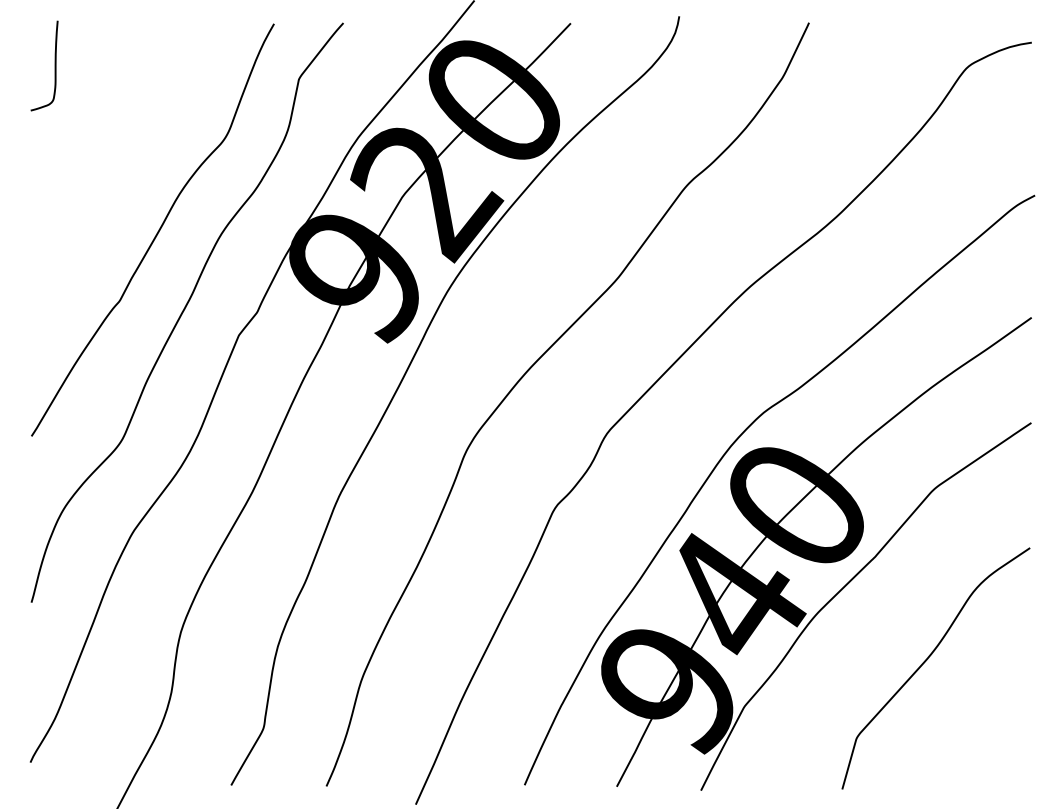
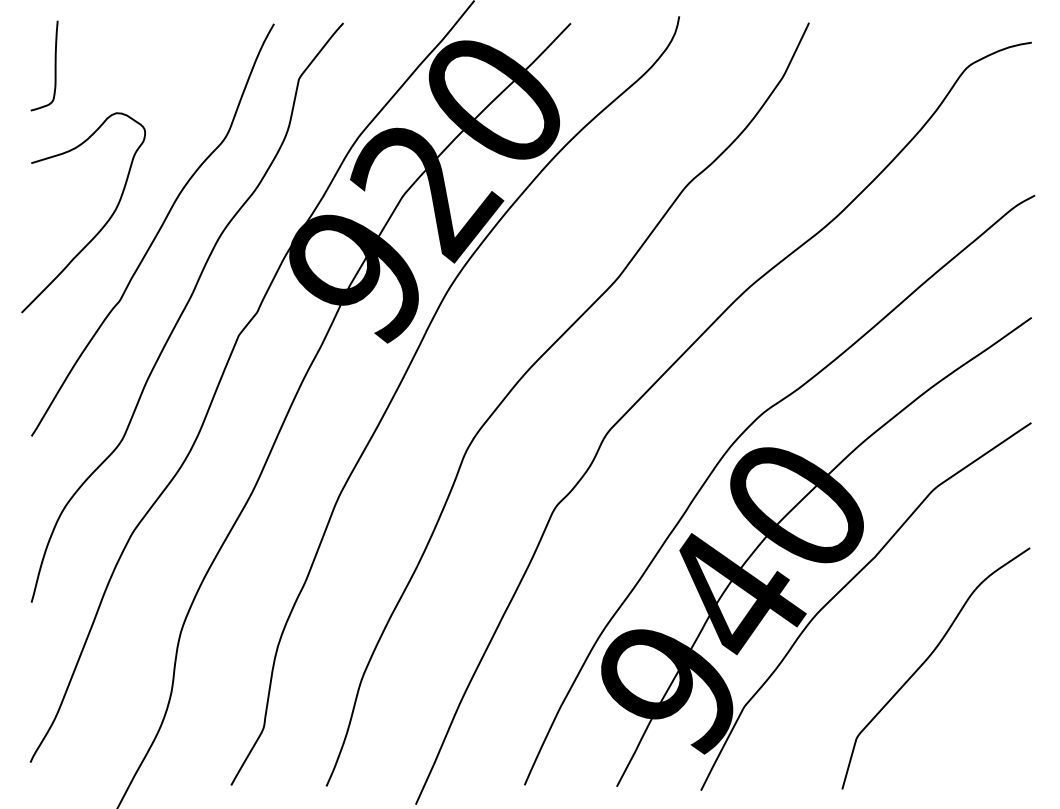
curve: none -> present (101, 227)
